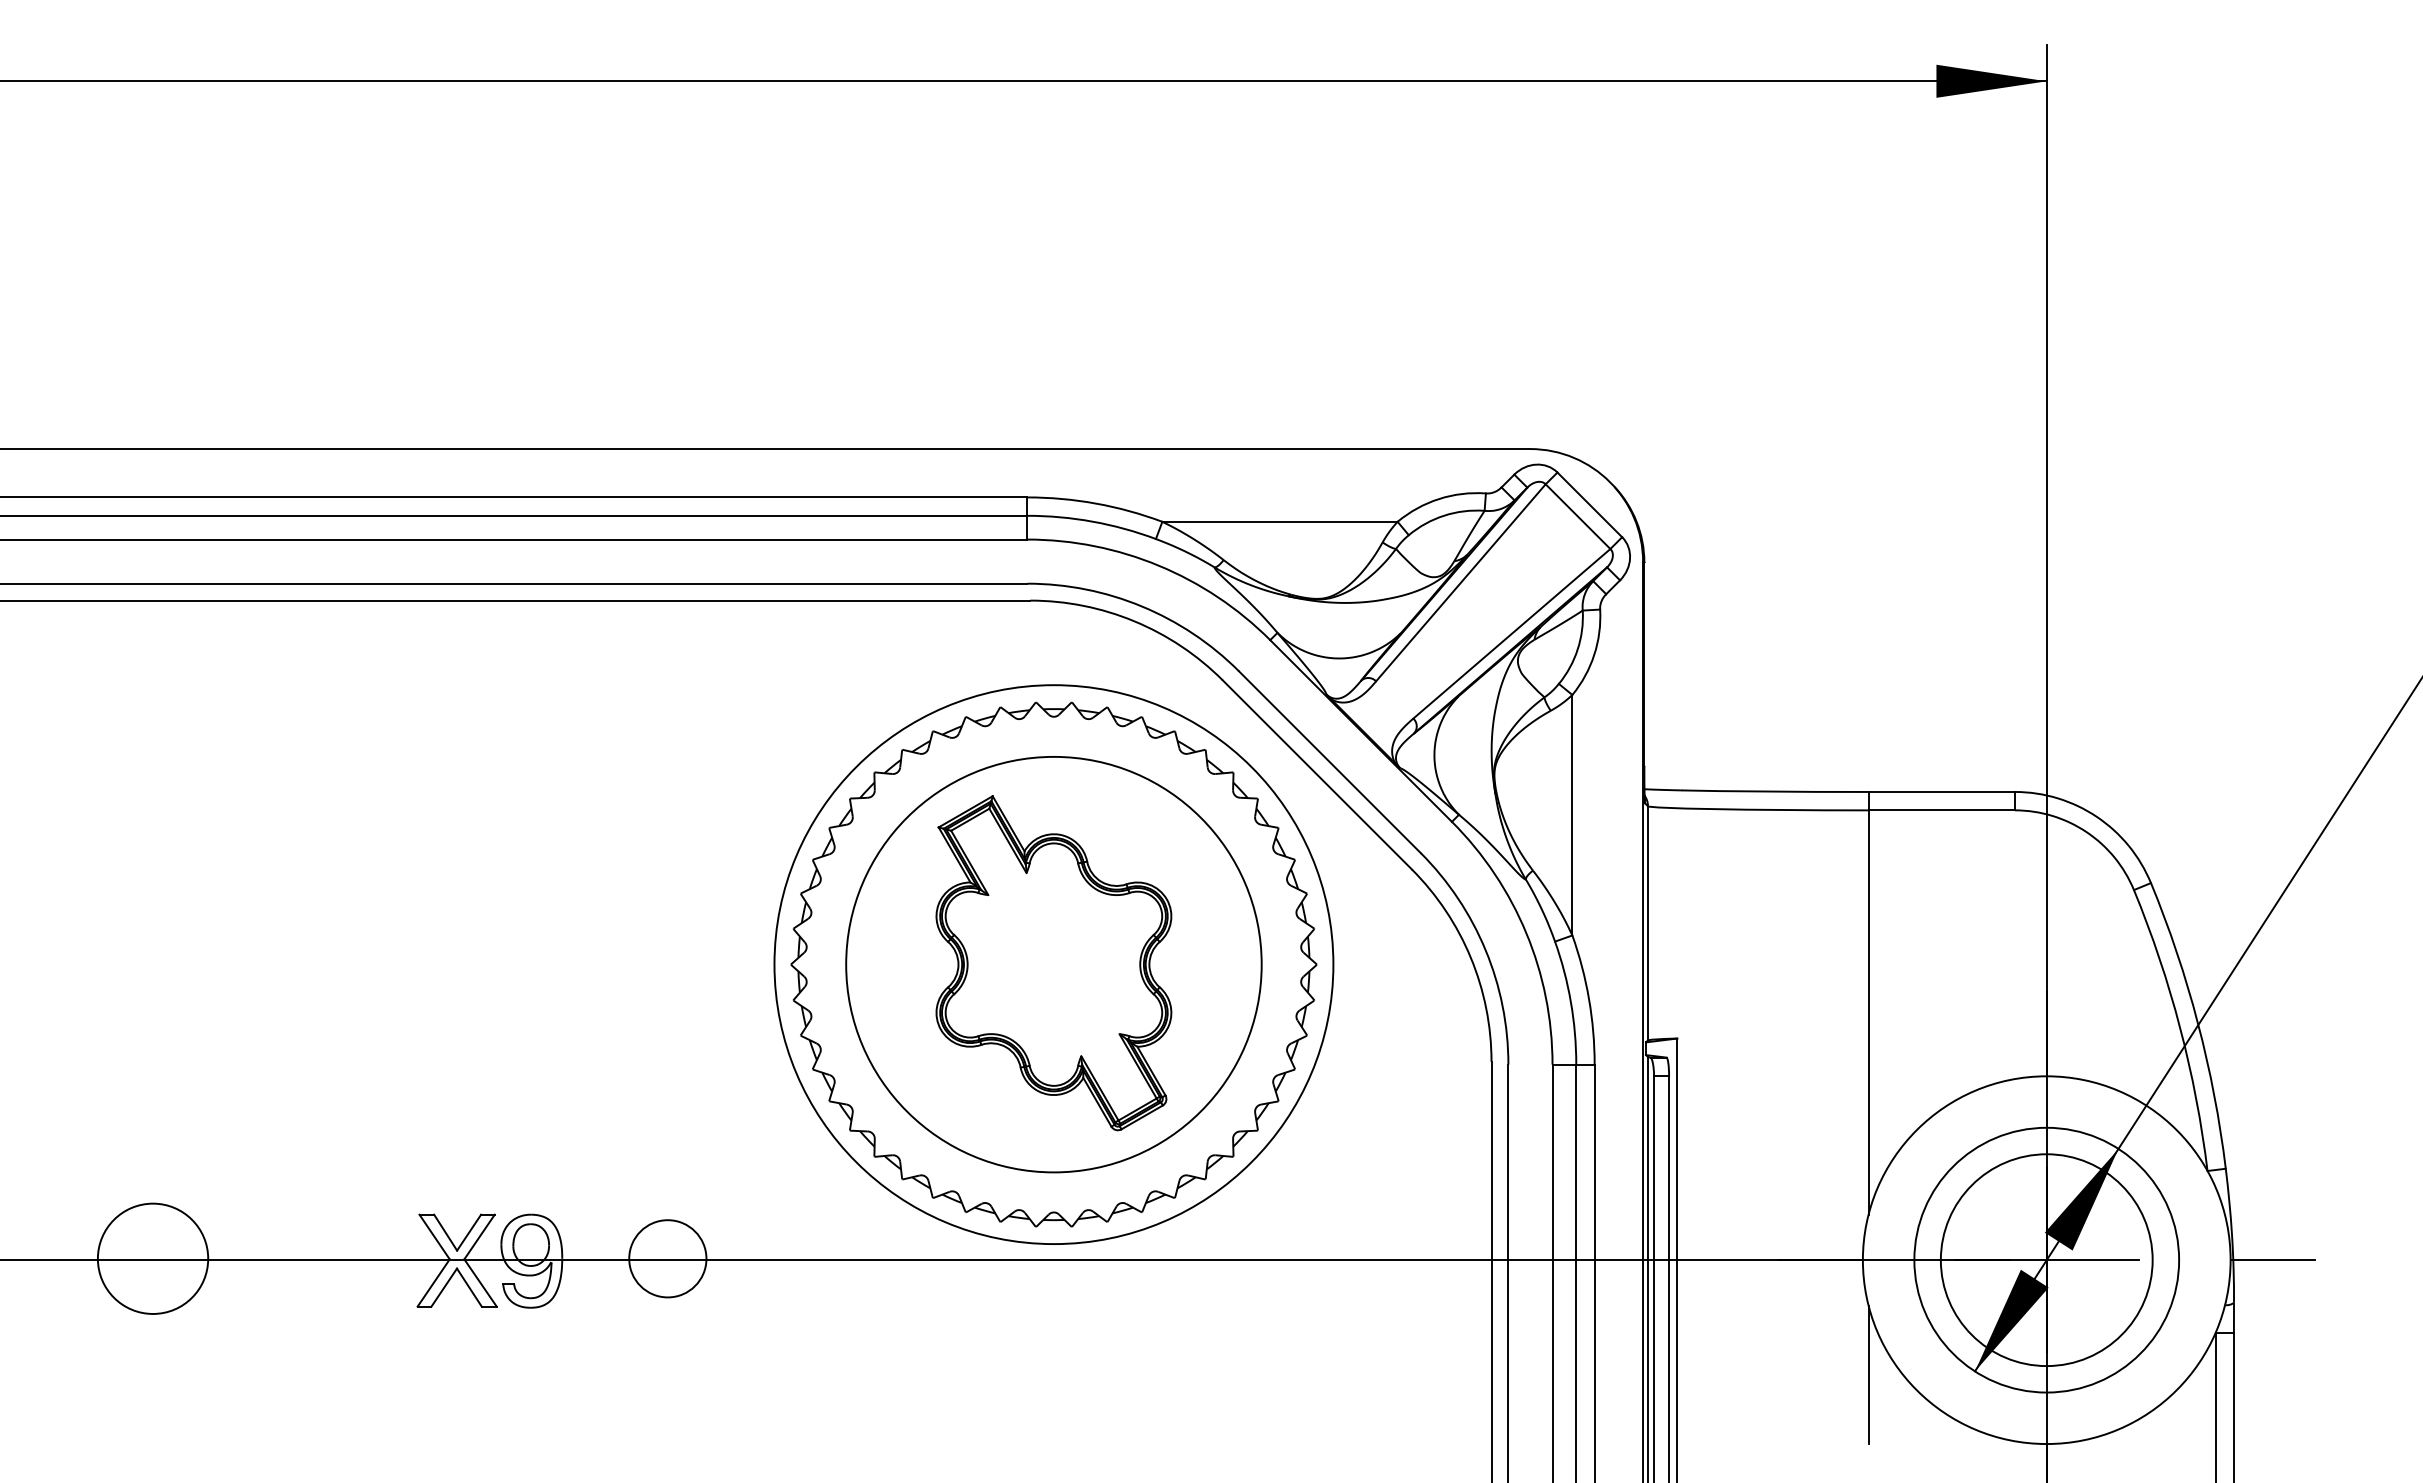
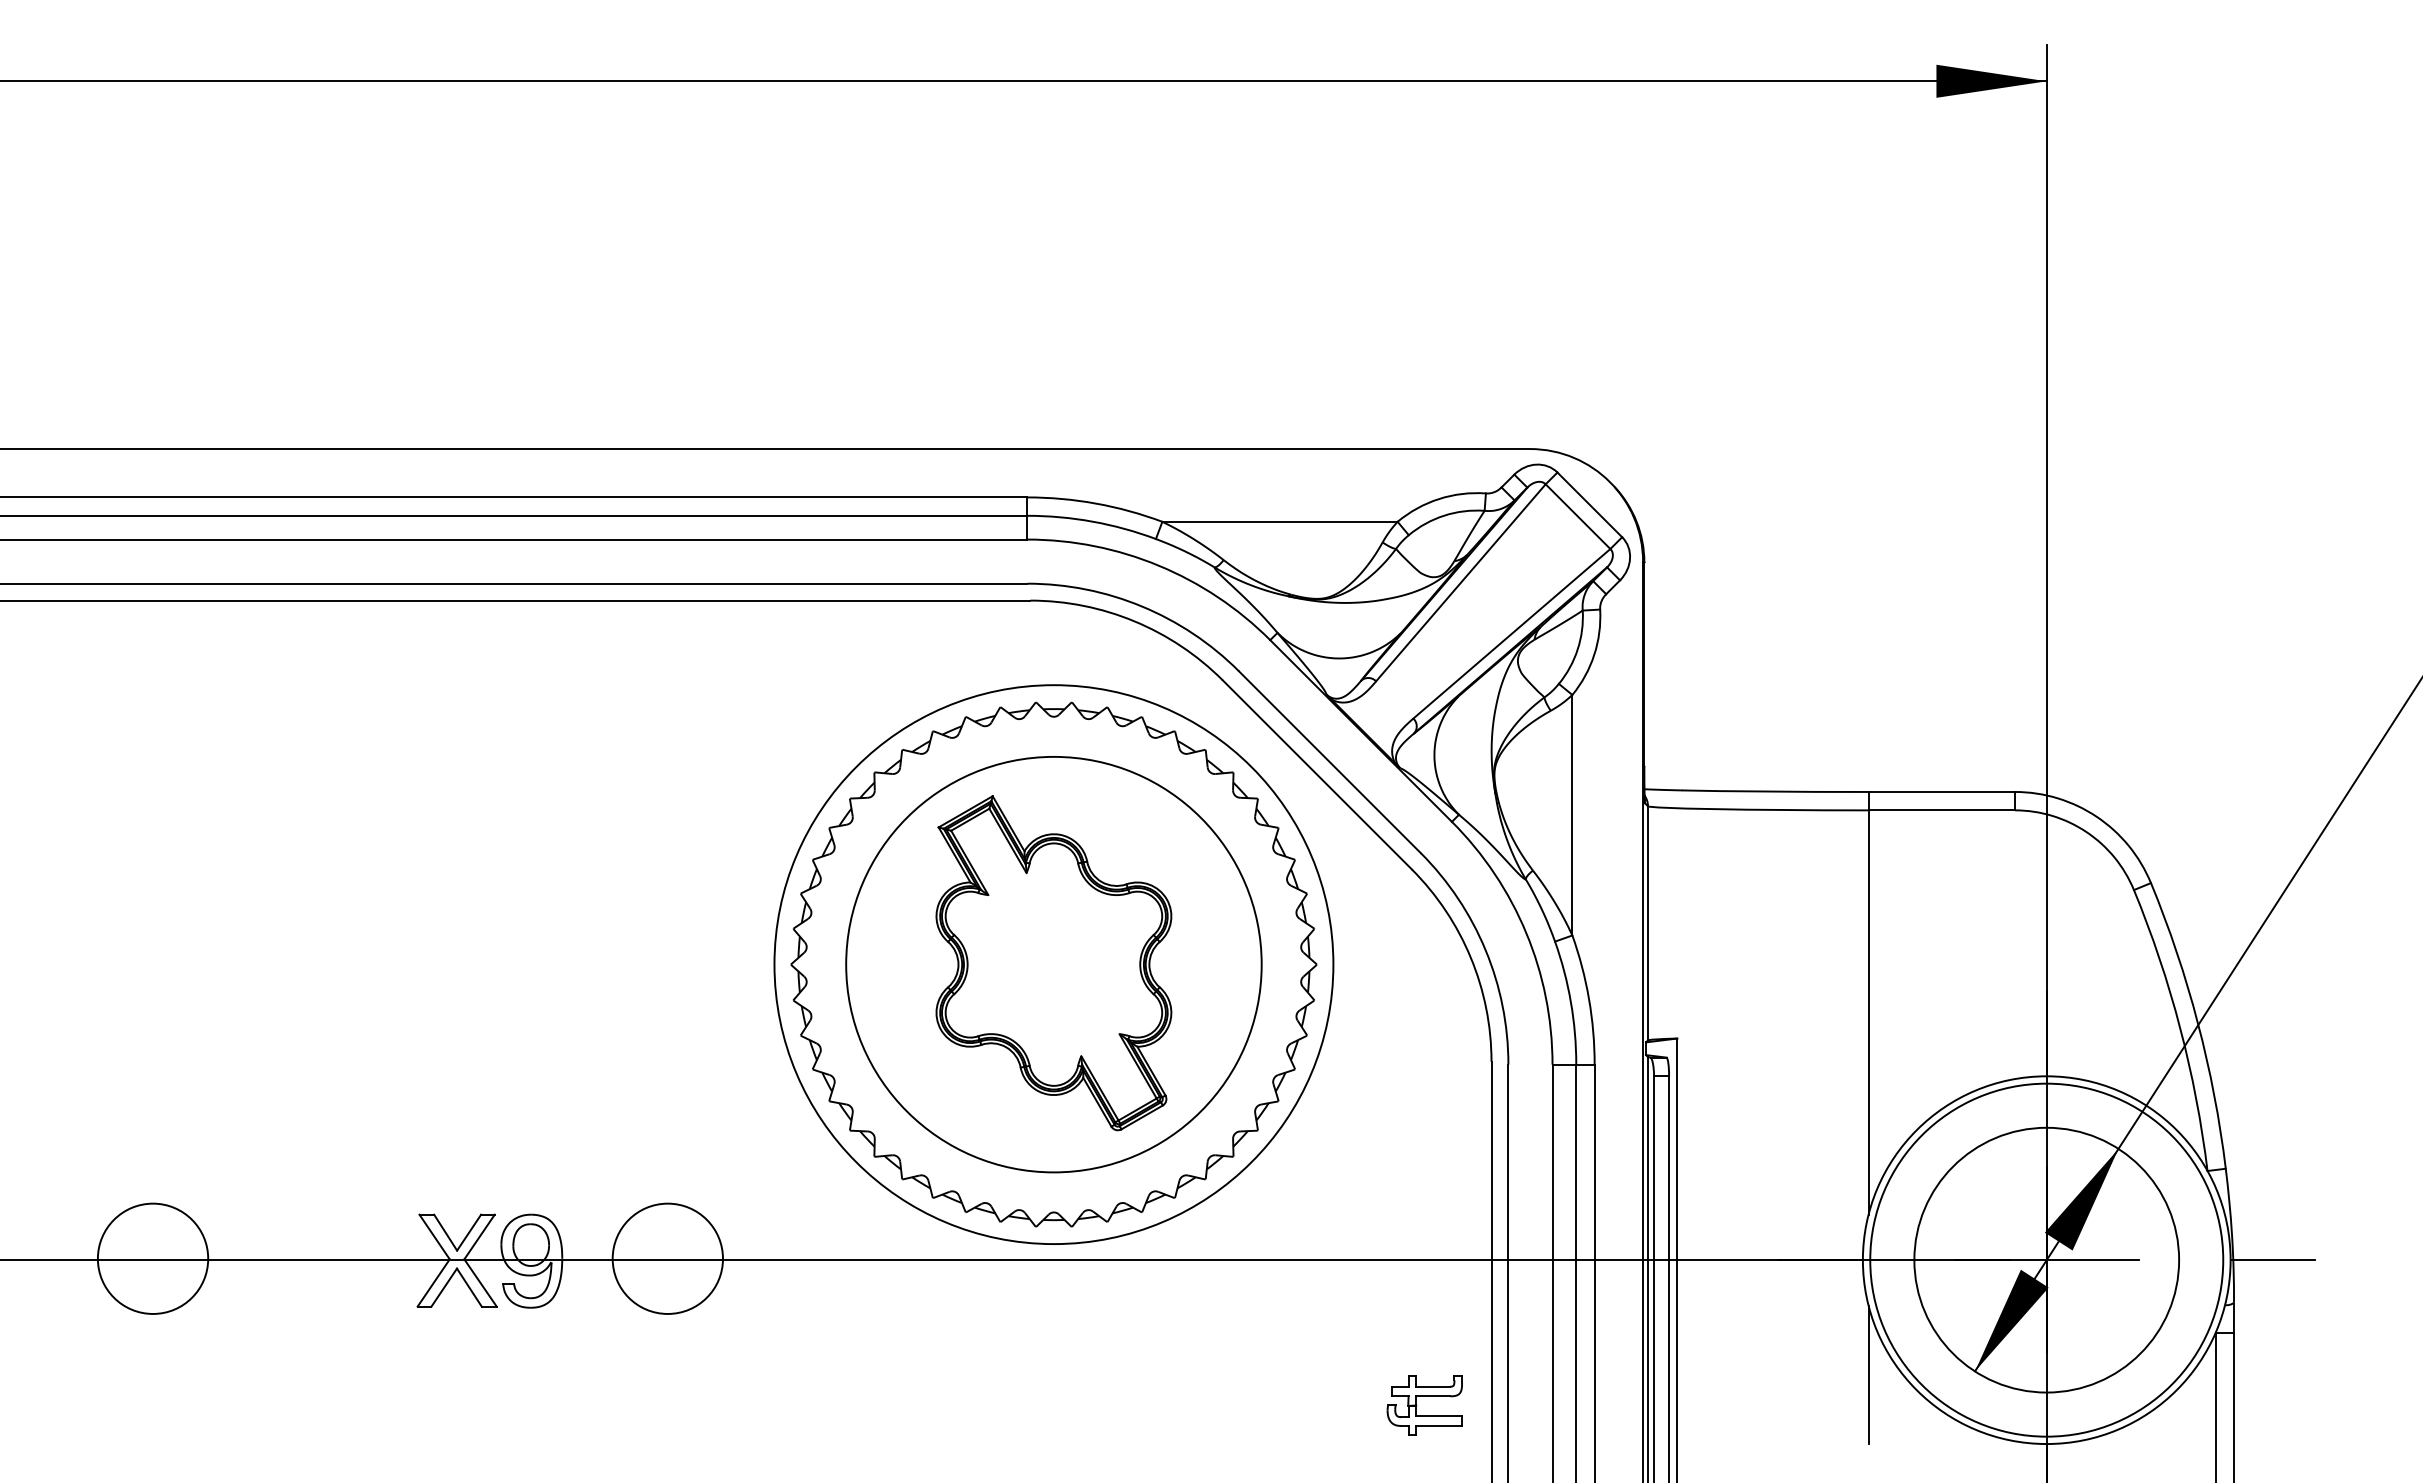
circle diameter: 77 px -> 110 px (667, 1258)
circle diameter: 212 px -> 353 px (2046, 1259)
part: none -> present (1417, 1405)
